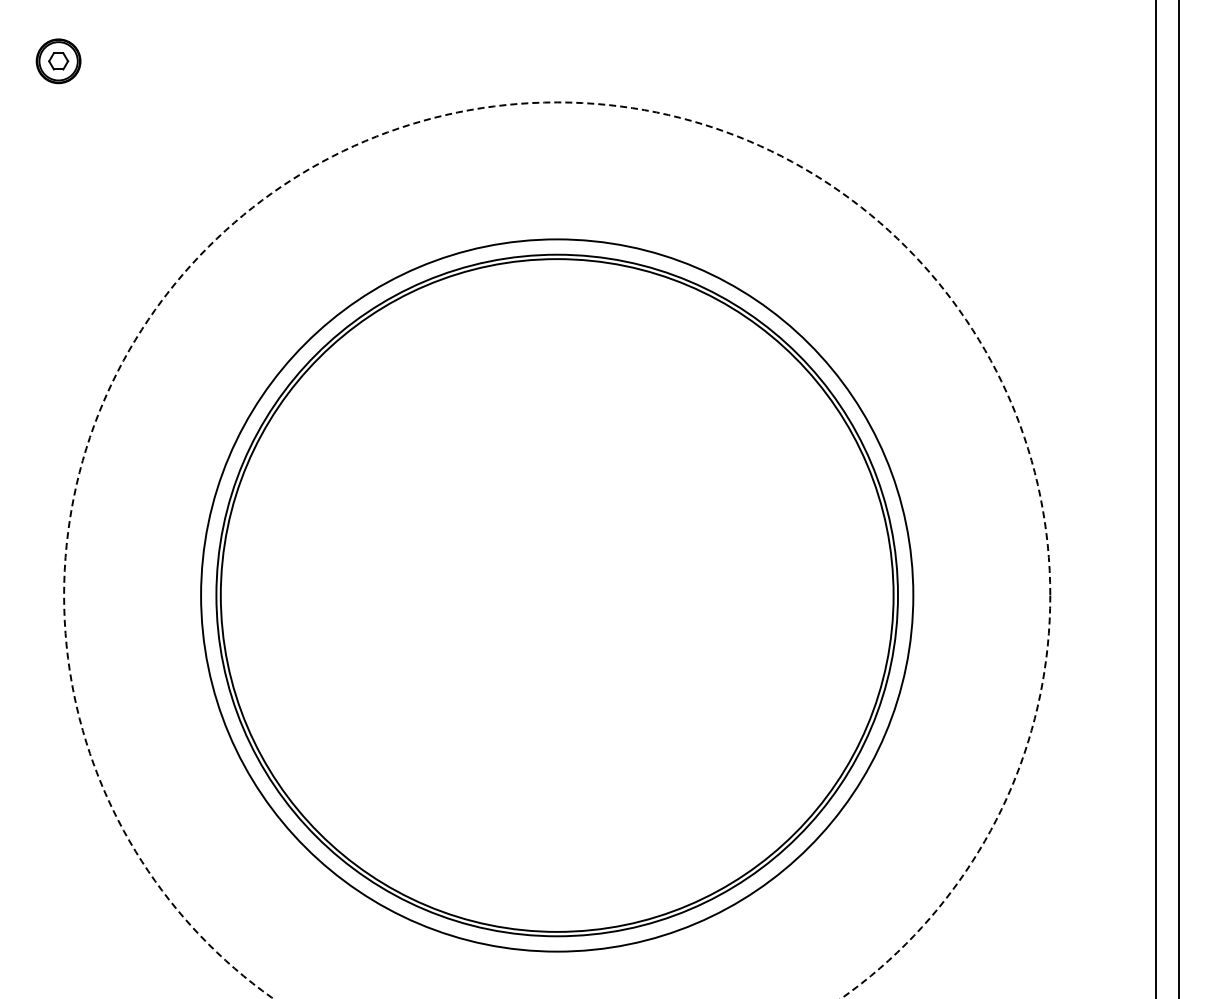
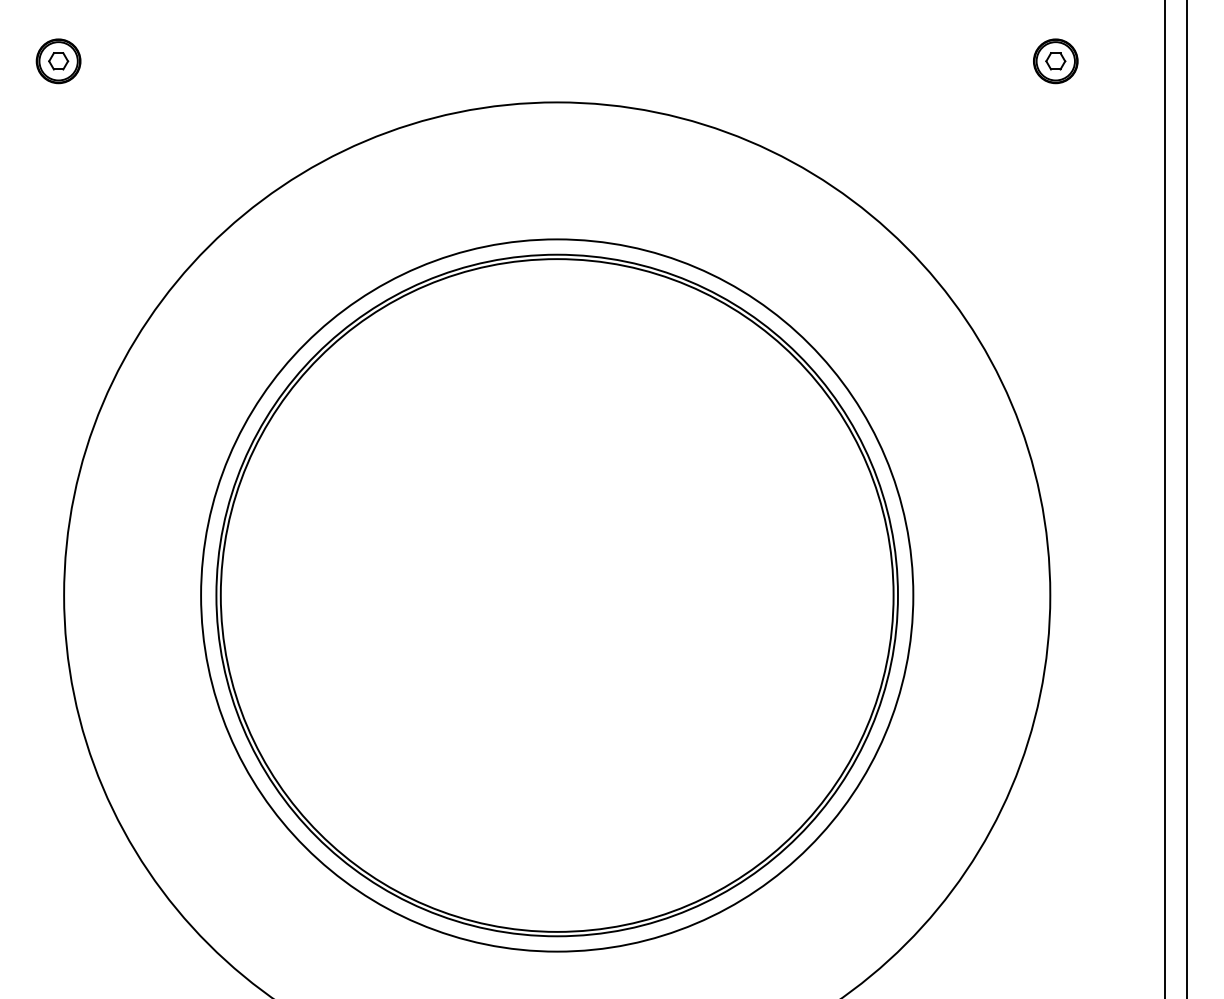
part: none -> present (1055, 61)
line position: (1156, 498) -> (1165, 498) (1165, 498)
line position: (1179, 498) -> (1187, 498) (1187, 498)
circle: dashed -> solid (557, 550)
